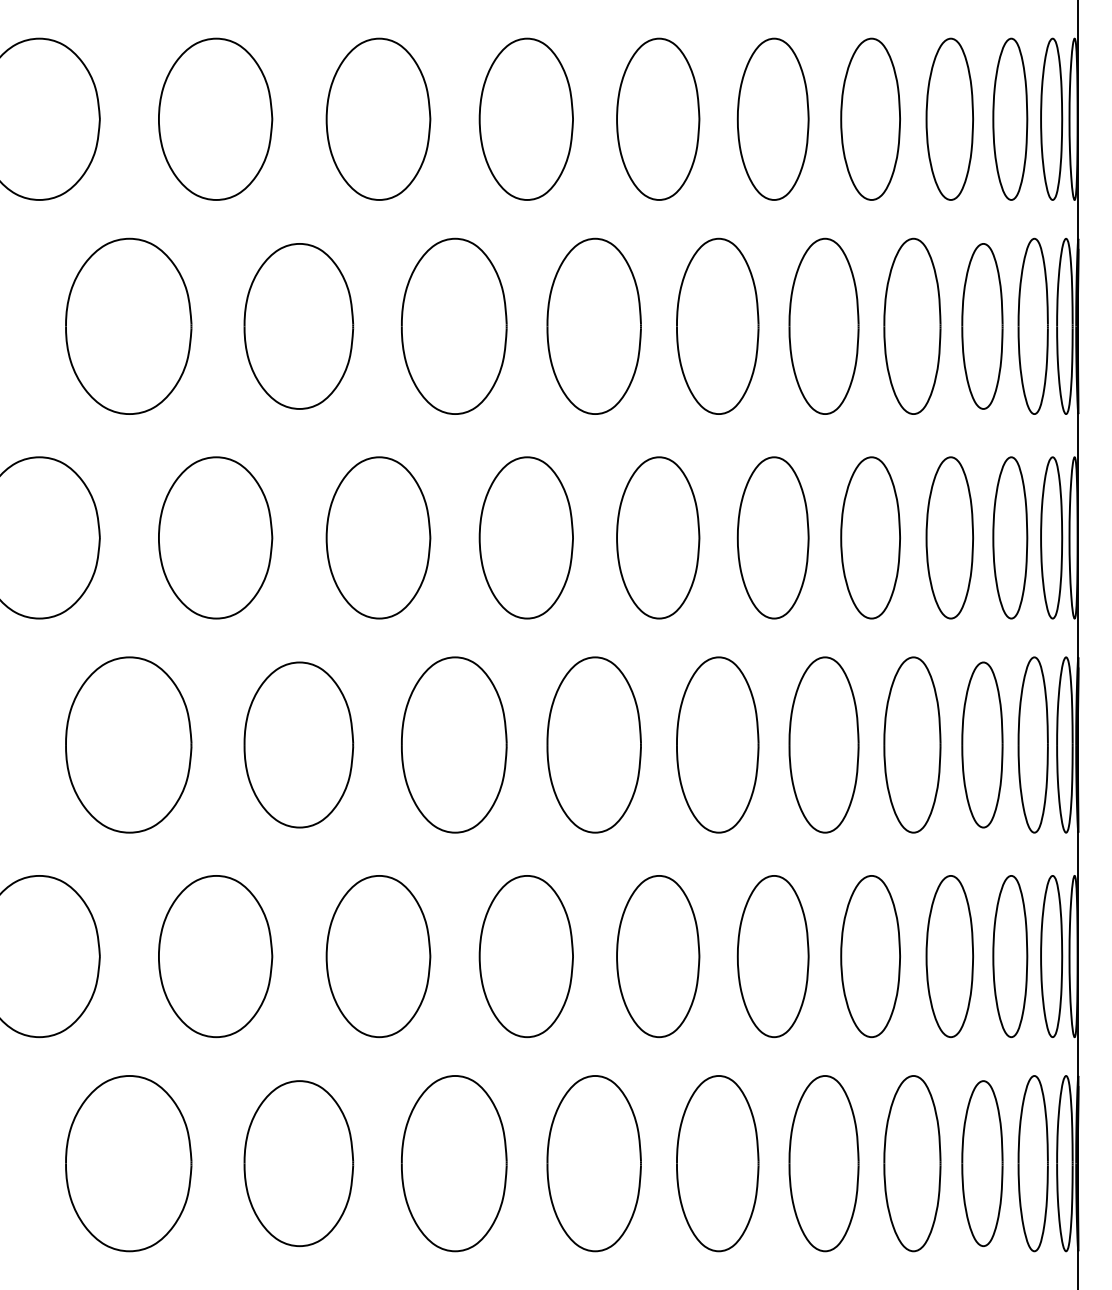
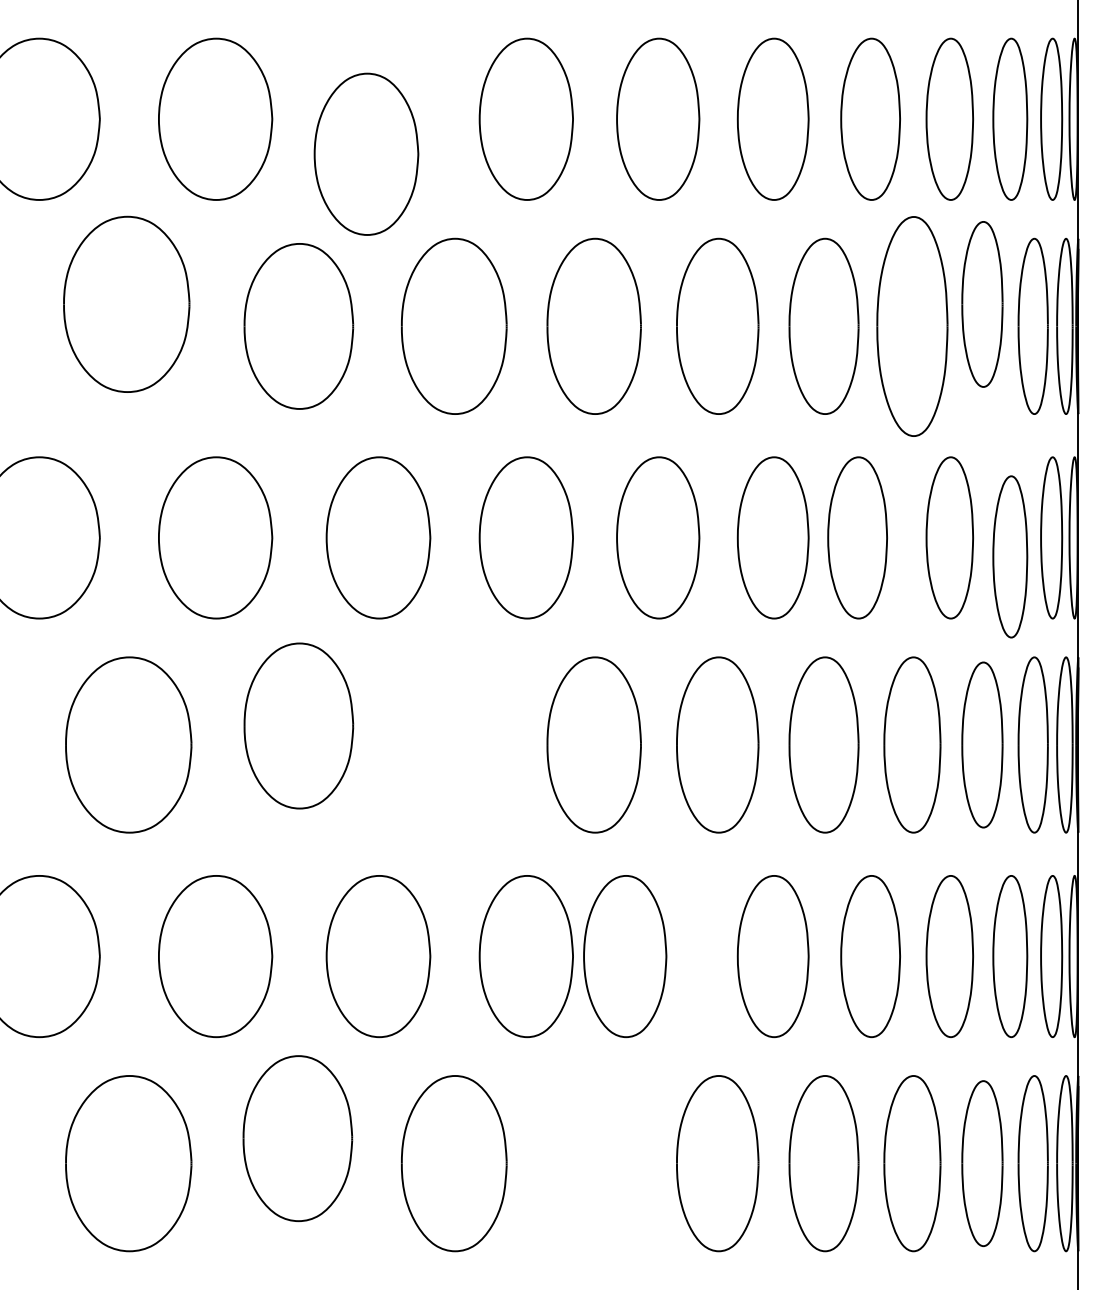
part position: (378, 118) -> (366, 153) (366, 153)
part position: (128, 325) -> (126, 303) (126, 303)
part size: 59x178 px -> 73x221 px (912, 326)
part position: (982, 326) -> (982, 304) (982, 304)
part position: (870, 537) -> (857, 537) (857, 537)
part position: (1010, 537) -> (1010, 556) (1010, 556)
part position: (298, 744) -> (298, 725) (298, 725)
part: present -> none (454, 744)
part position: (658, 956) -> (625, 956) (625, 956)
part position: (298, 1163) -> (297, 1138) (297, 1138)
part: present -> none (593, 1163)
